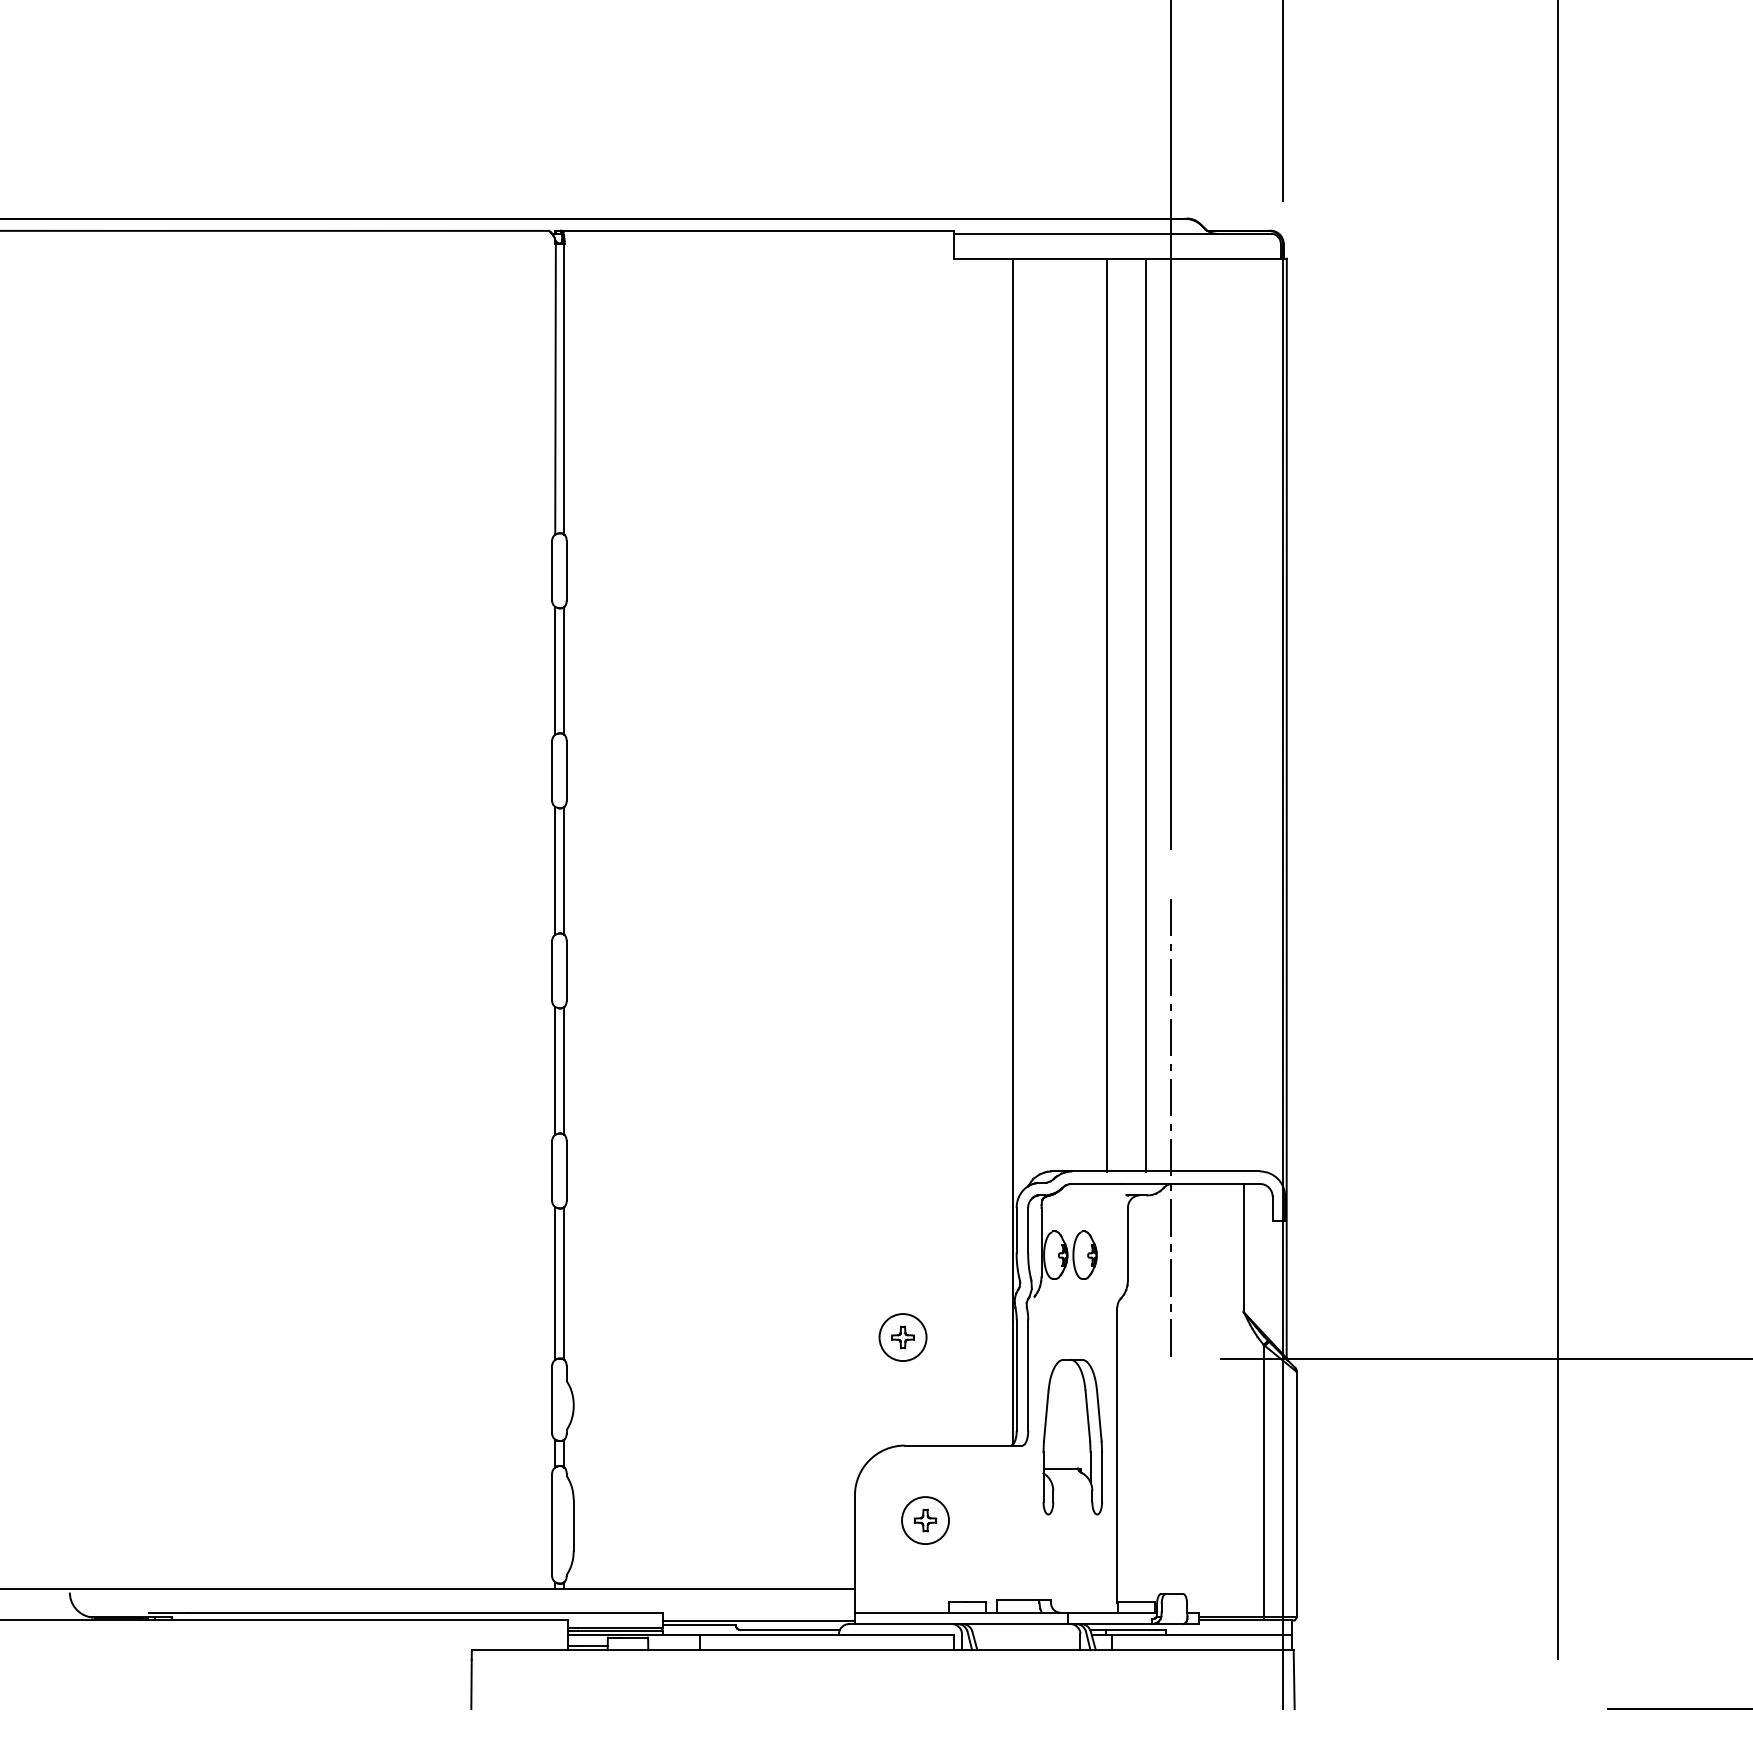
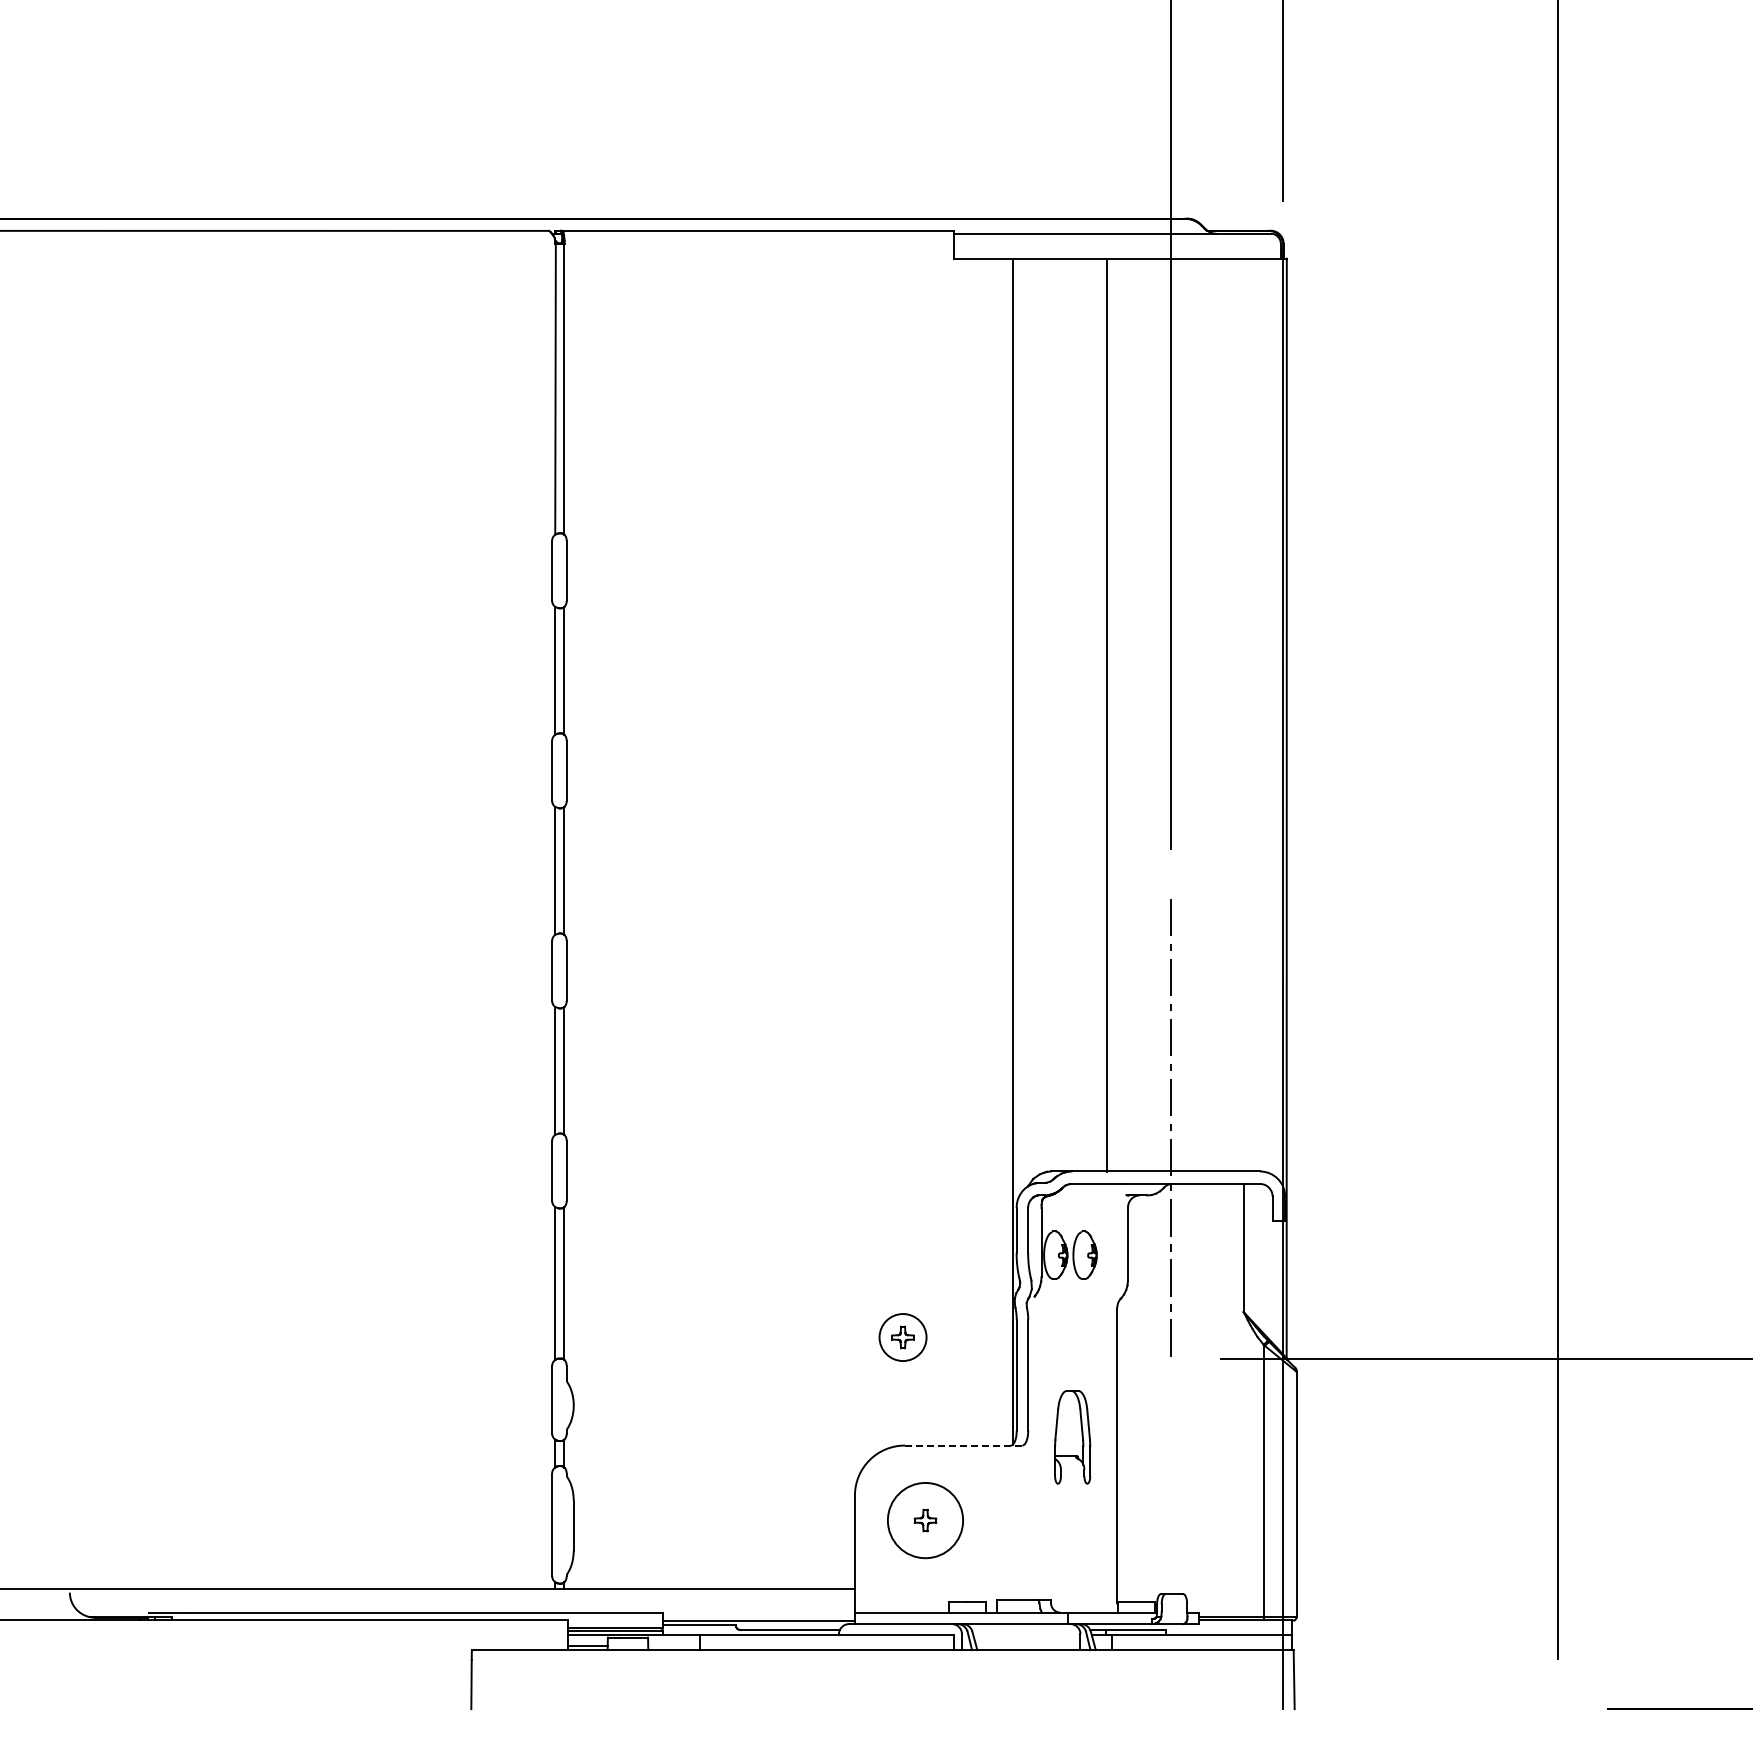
line: present -> none (1145, 714)
part size: 61x157 px -> 38x95 px (1072, 1437)
line: solid -> dashed (963, 1445)
circle diameter: 47 px -> 75 px (925, 1520)
